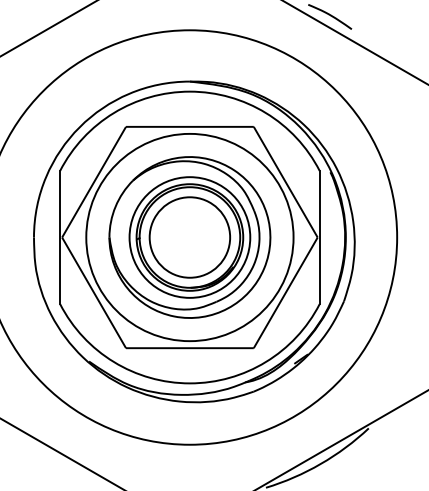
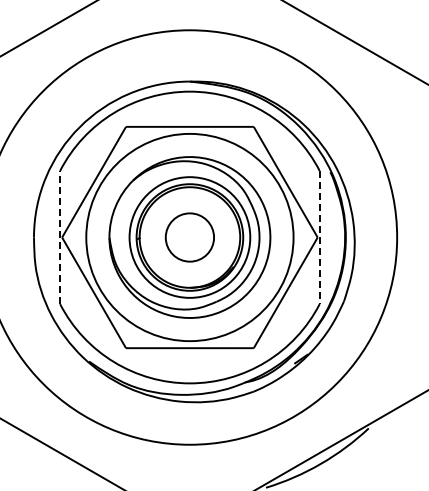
curve: present -> none (330, 16)
line: solid -> dashed (60, 237)
circle diameter: 80 px -> 48 px (189, 237)
line: solid -> dashed (319, 237)
